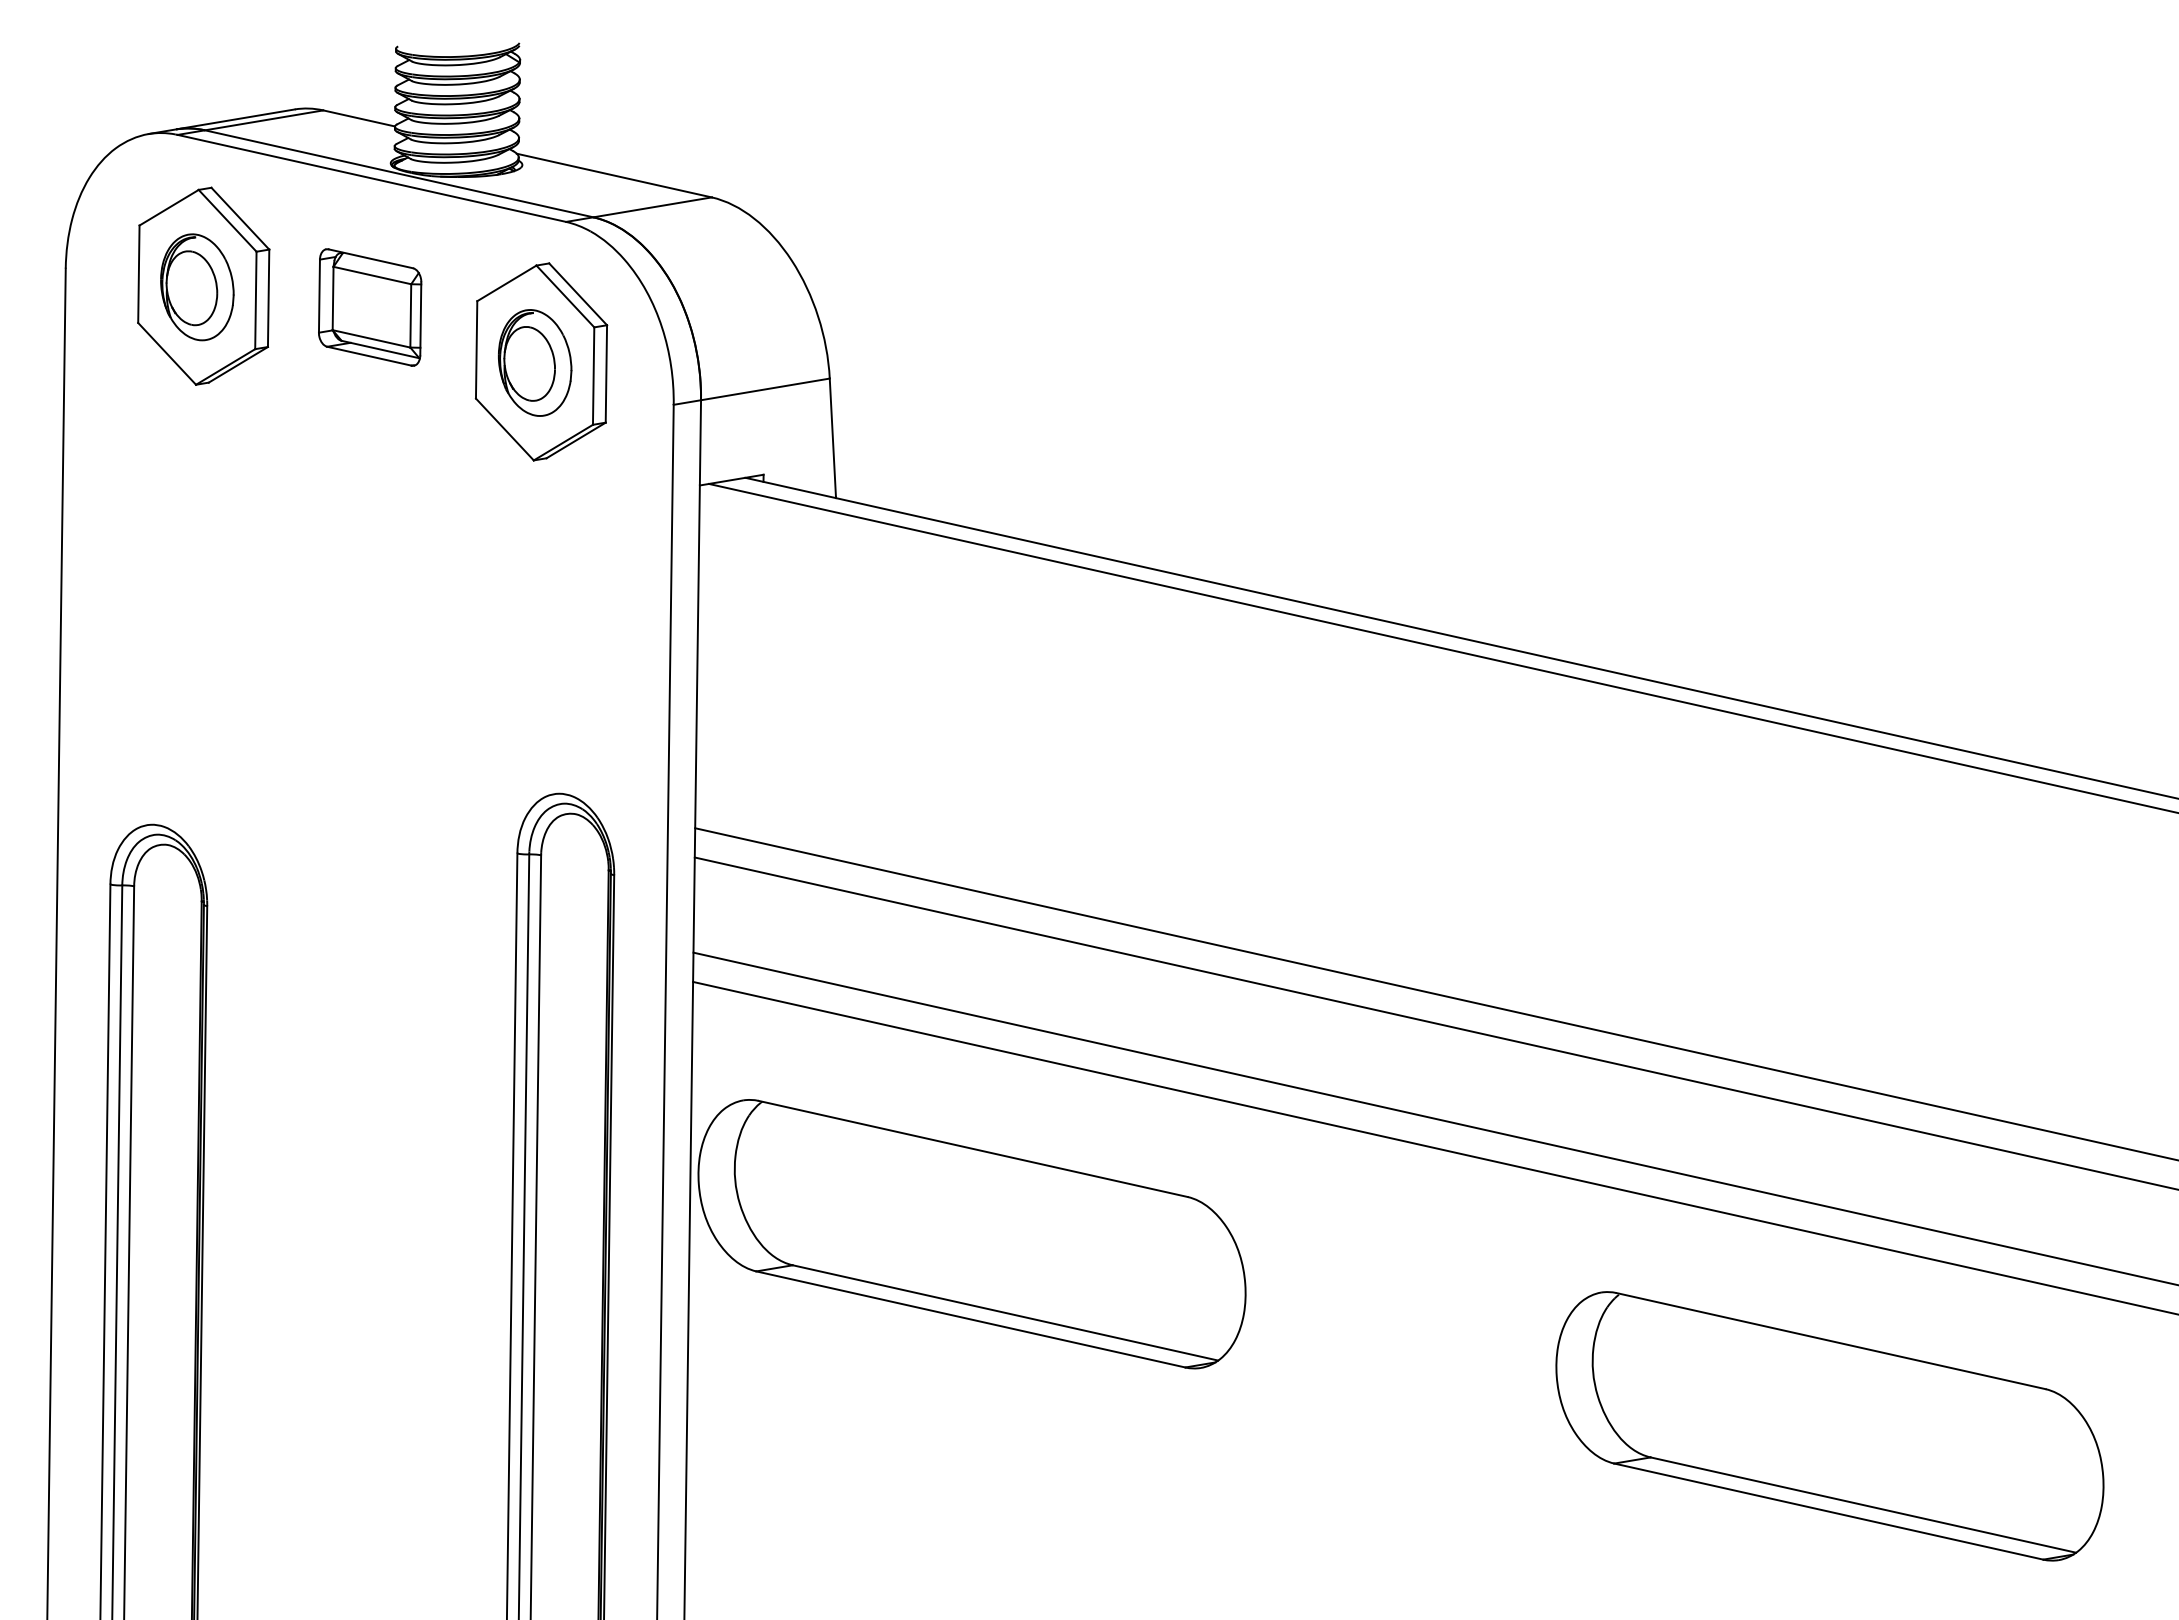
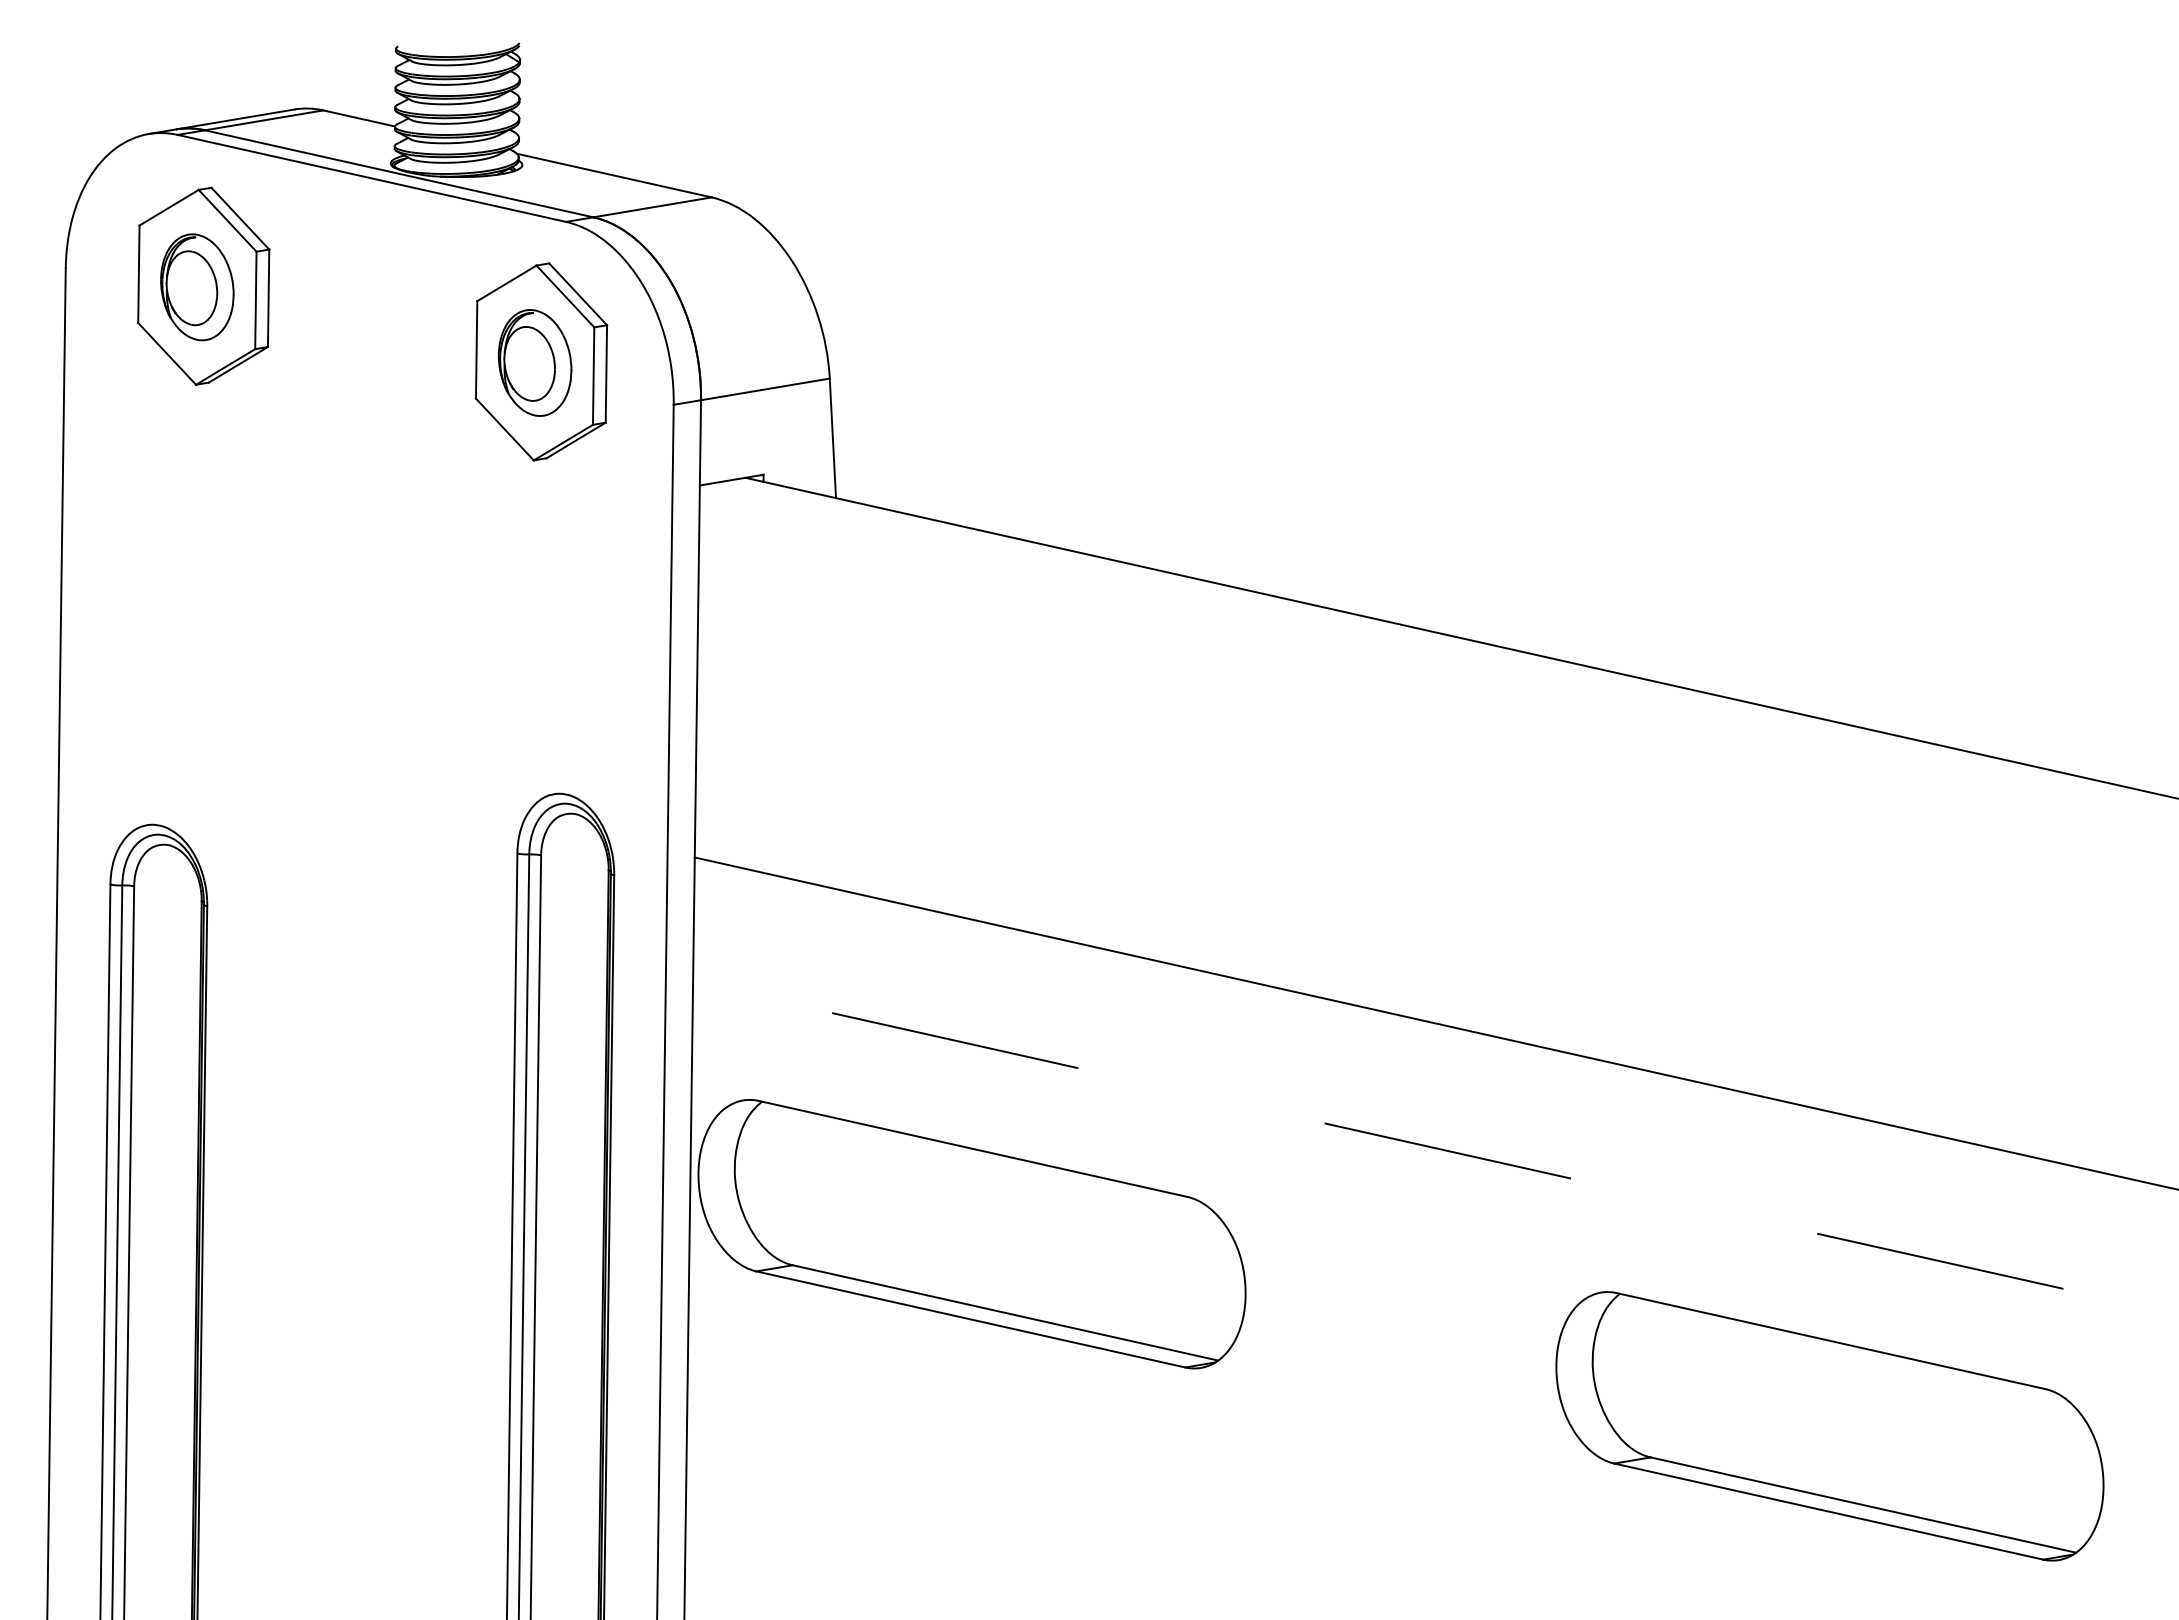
part: present -> none (370, 307)
line: present -> none (1441, 647)
line: present -> none (1435, 993)
line: present -> none (1434, 1118)
line: solid -> dashed (1435, 1148)
